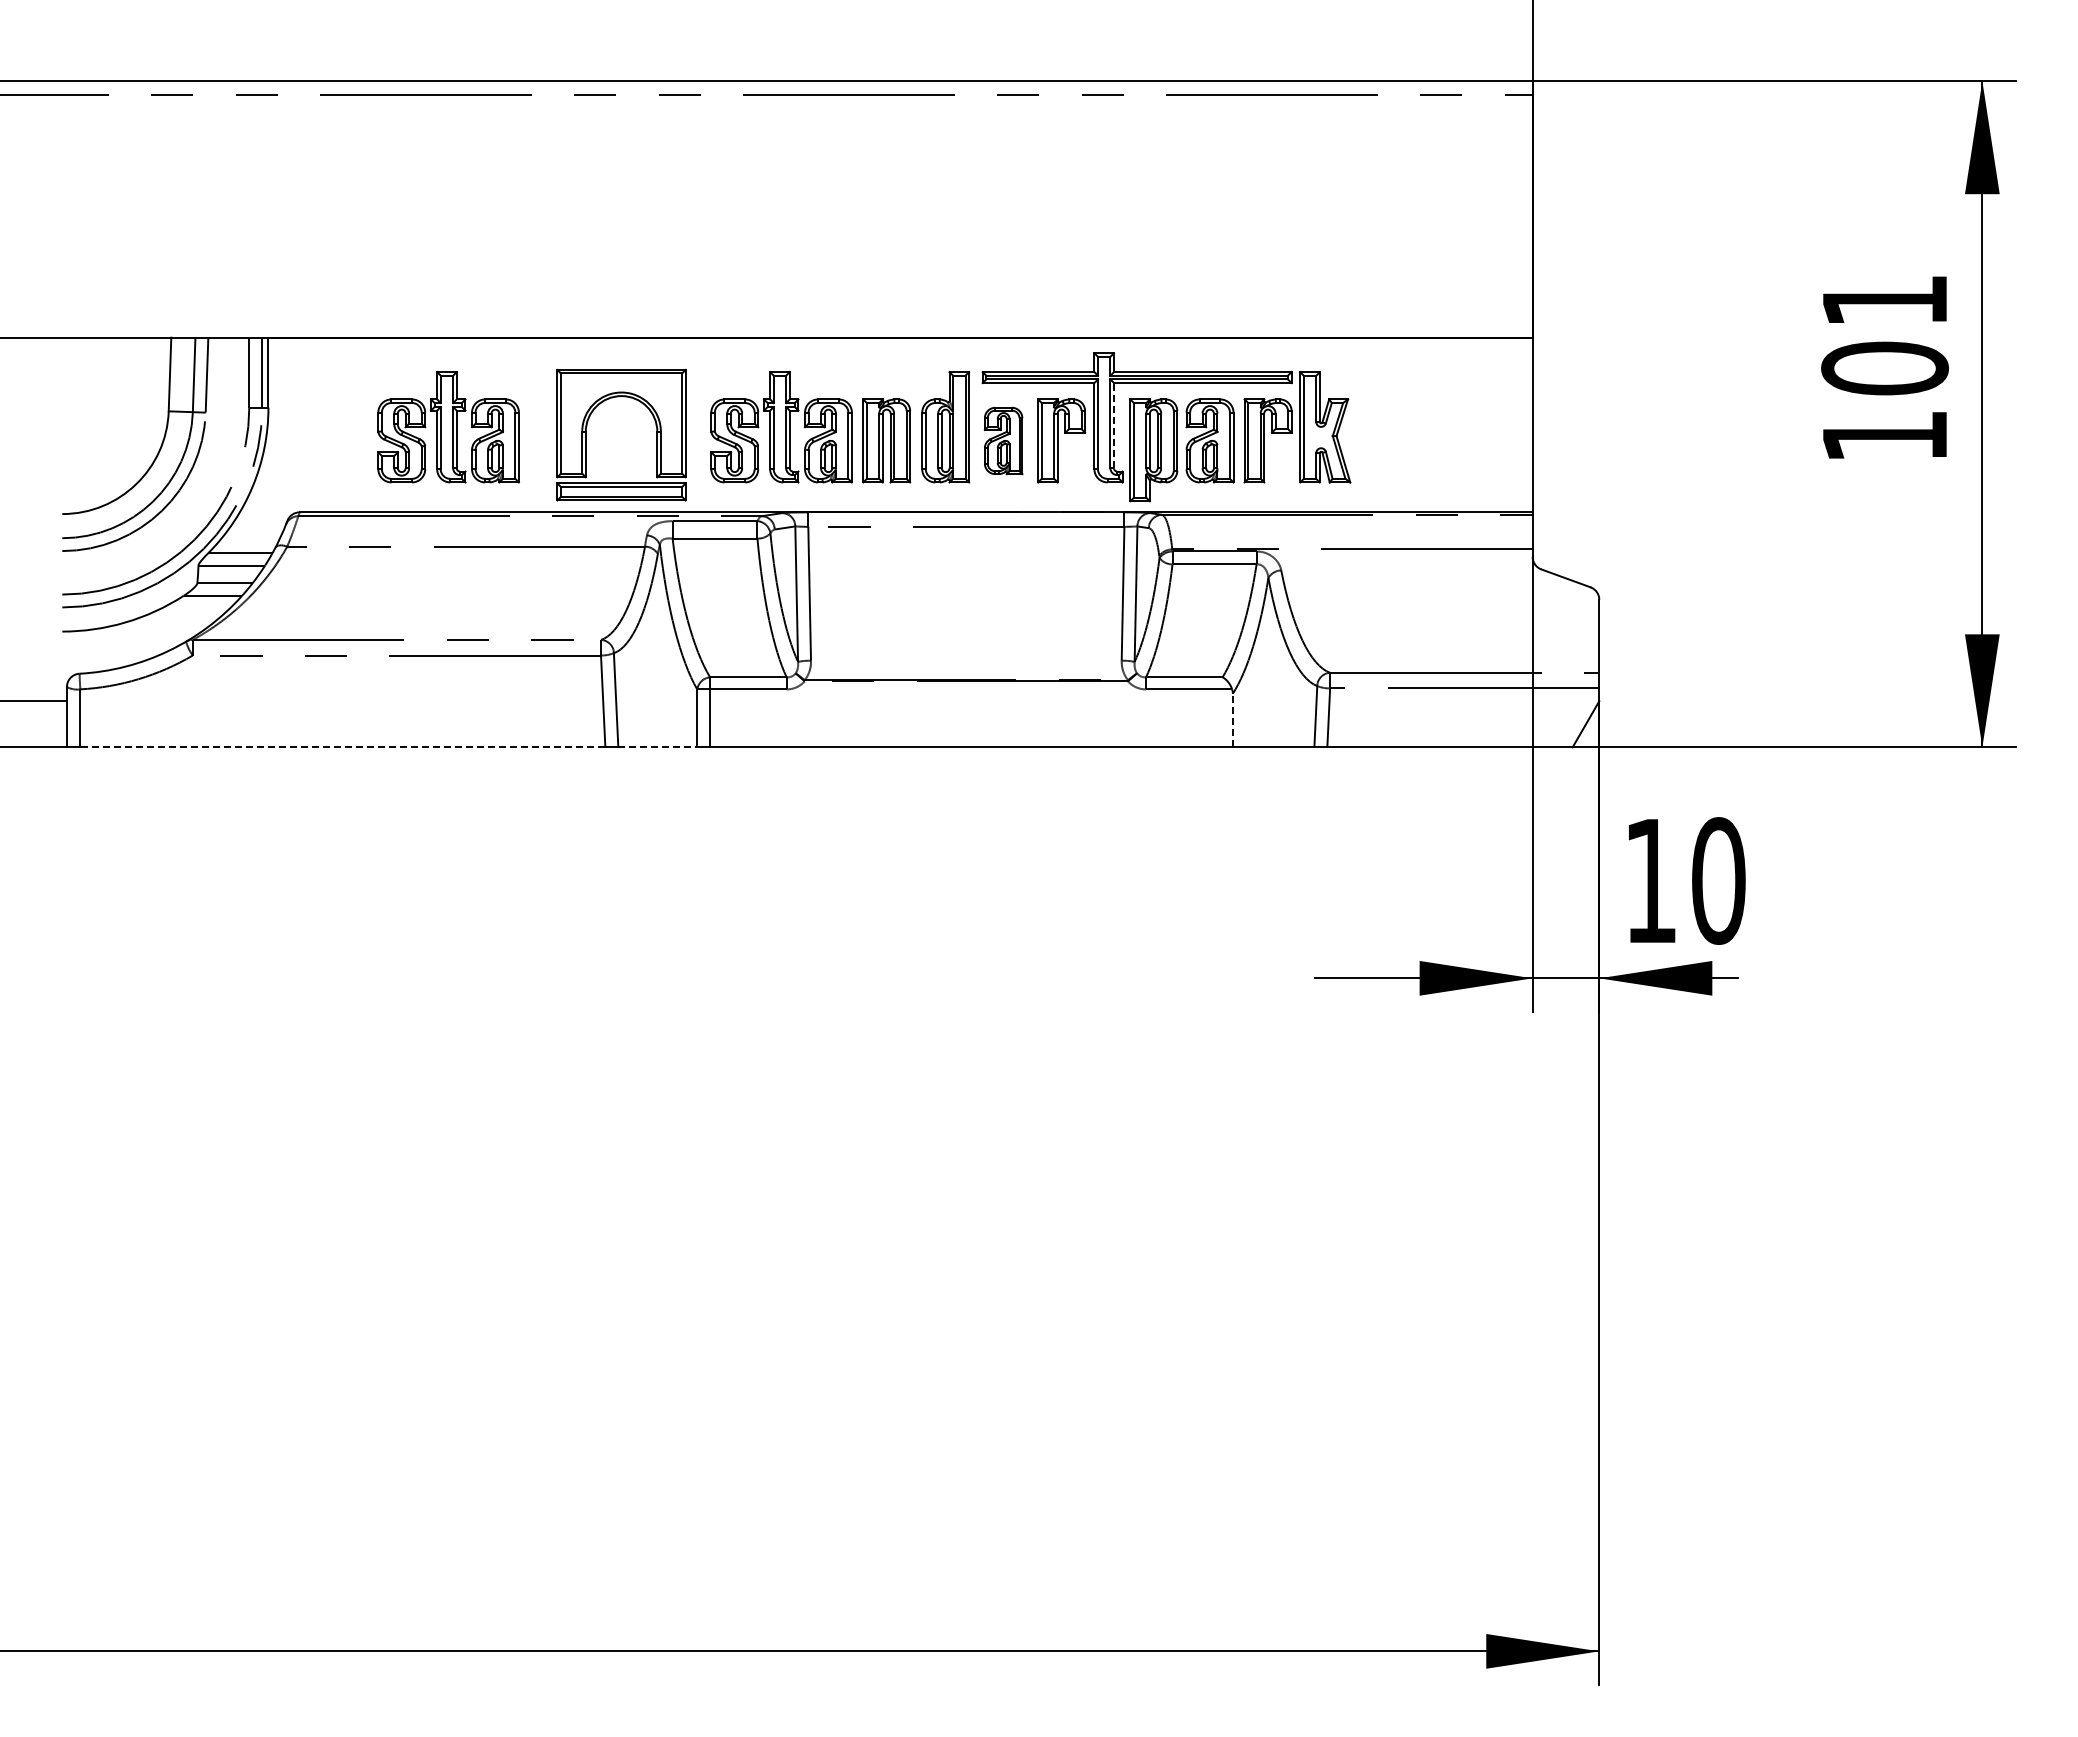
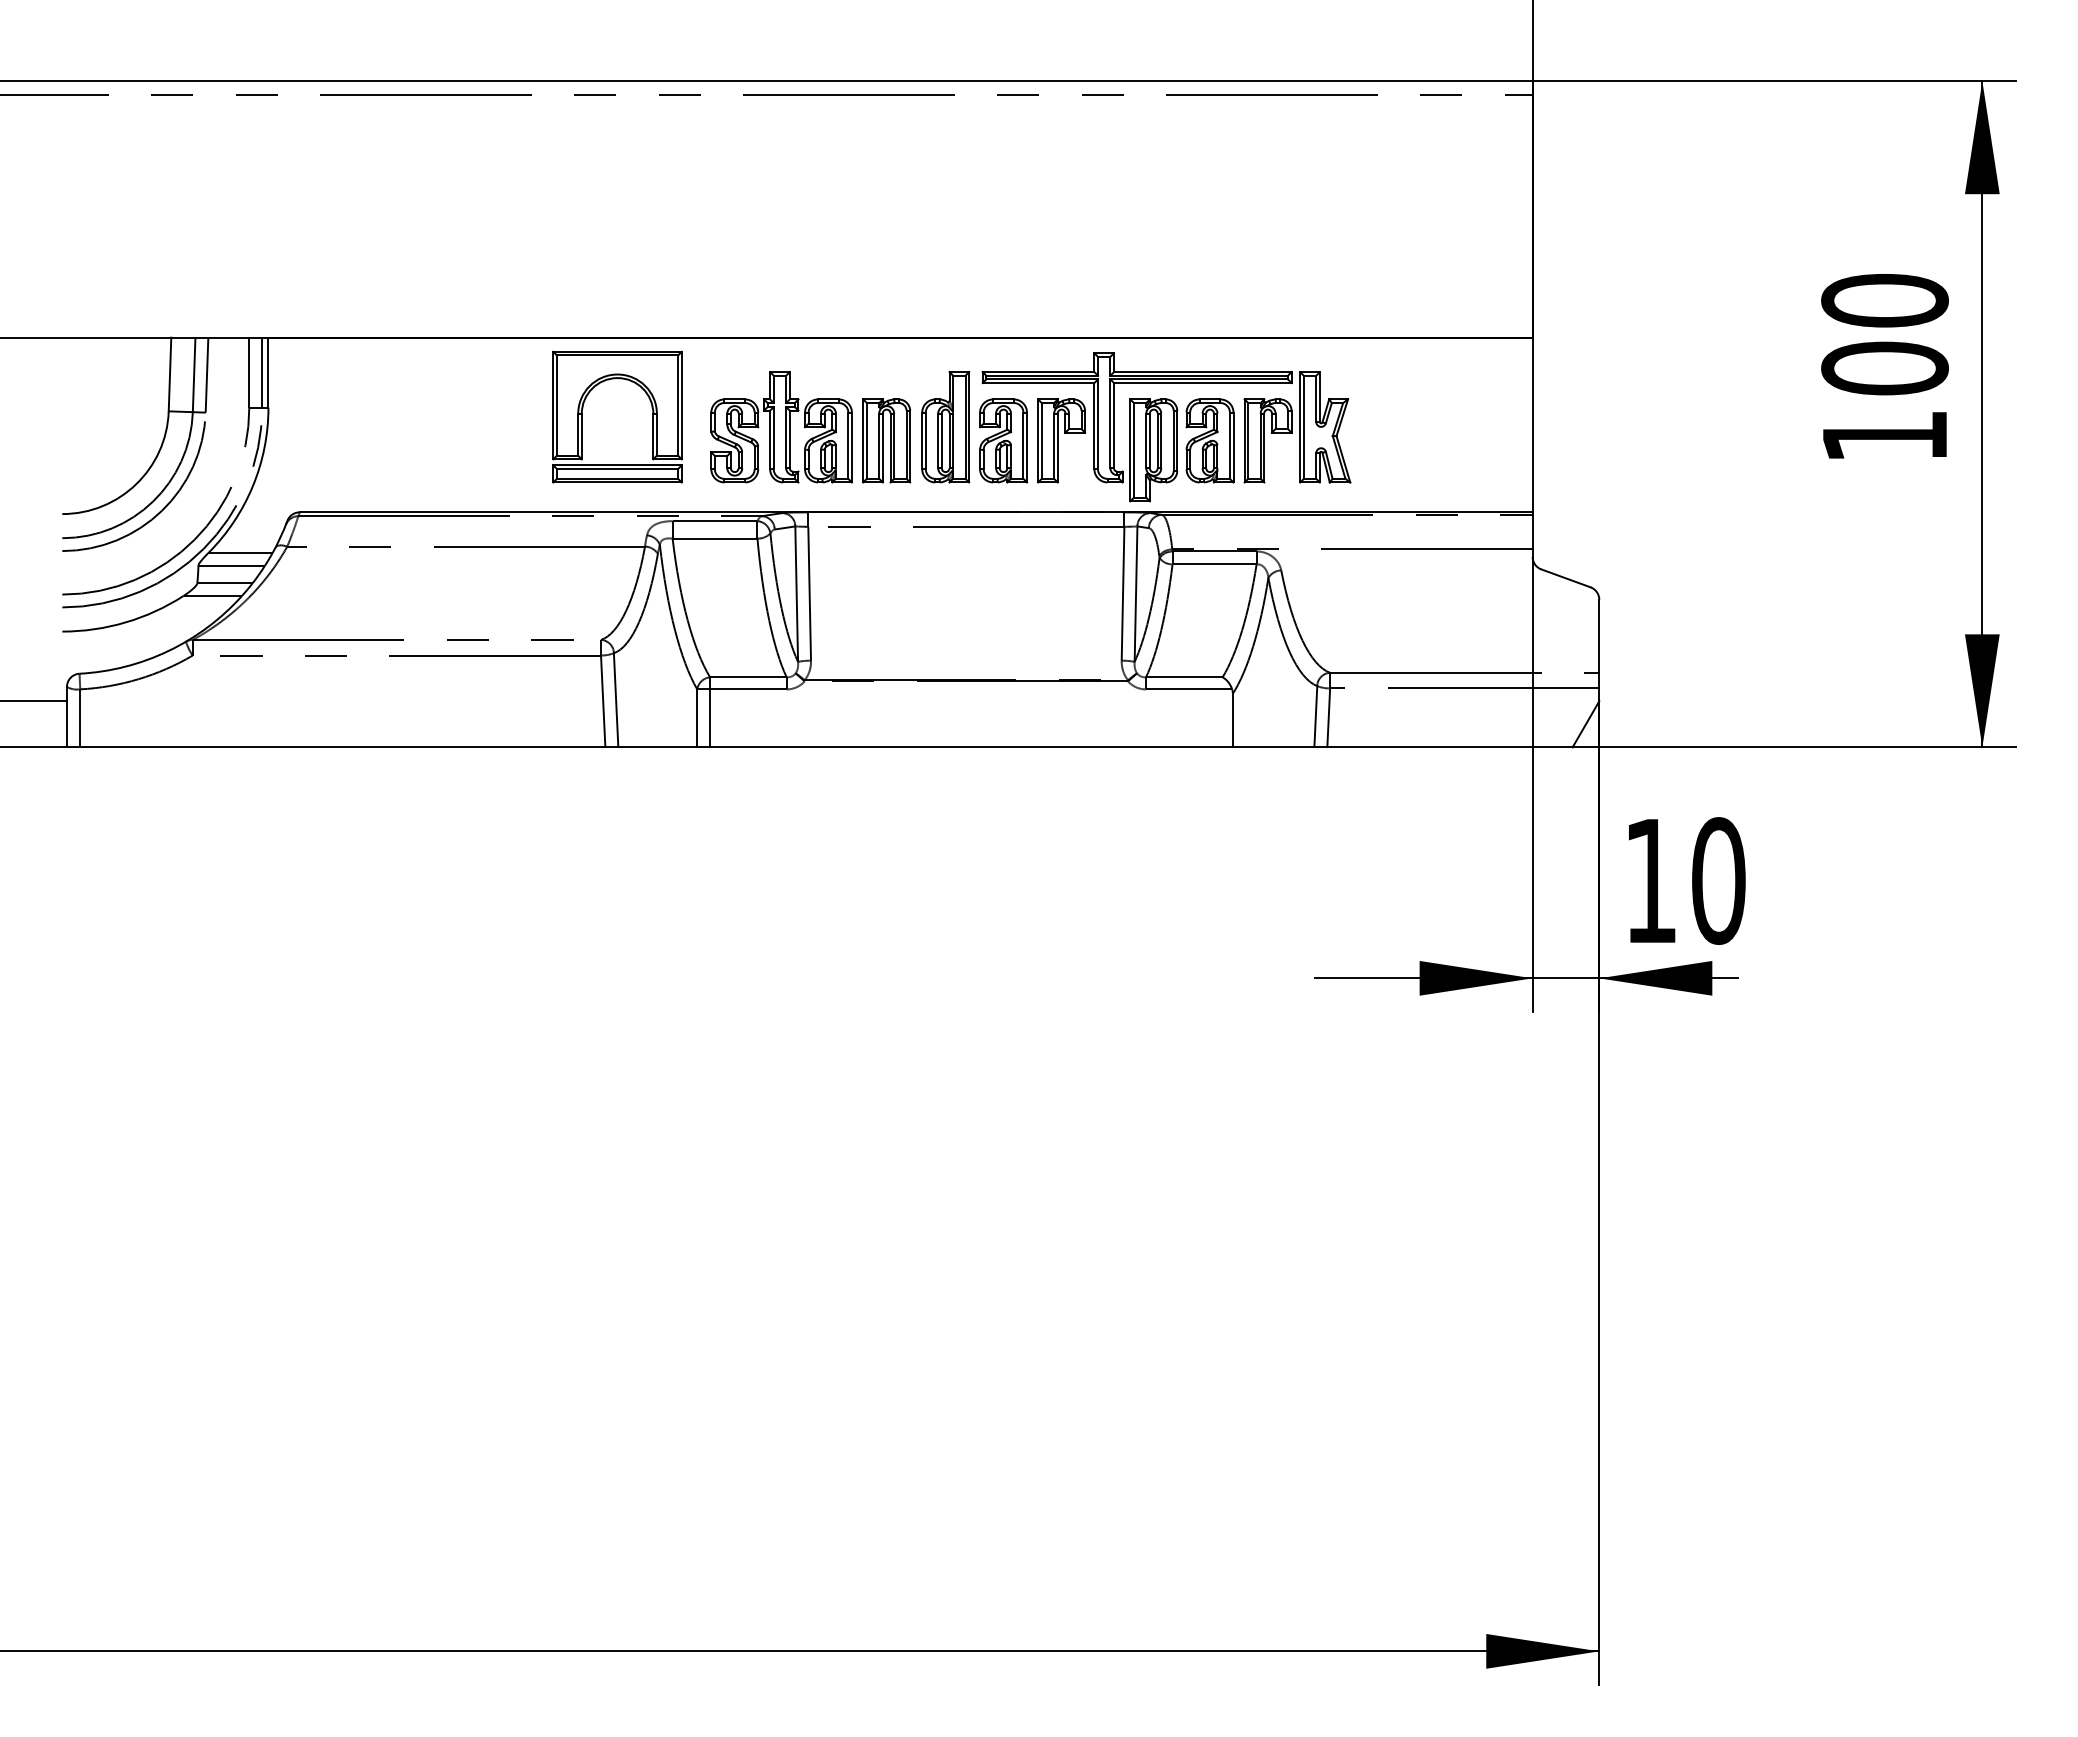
text: 101 -> 100 (1884, 300)
line: dashed -> solid (1114, 425)
part position: (587, 426) -> (583, 408) (583, 408)
part: present -> none (448, 427)
part size: 40x70 px -> 50x86 px (1003, 440)
line: dashed -> solid (1232, 720)
line: dashed -> solid (342, 747)
line: dashed -> solid (658, 747)
